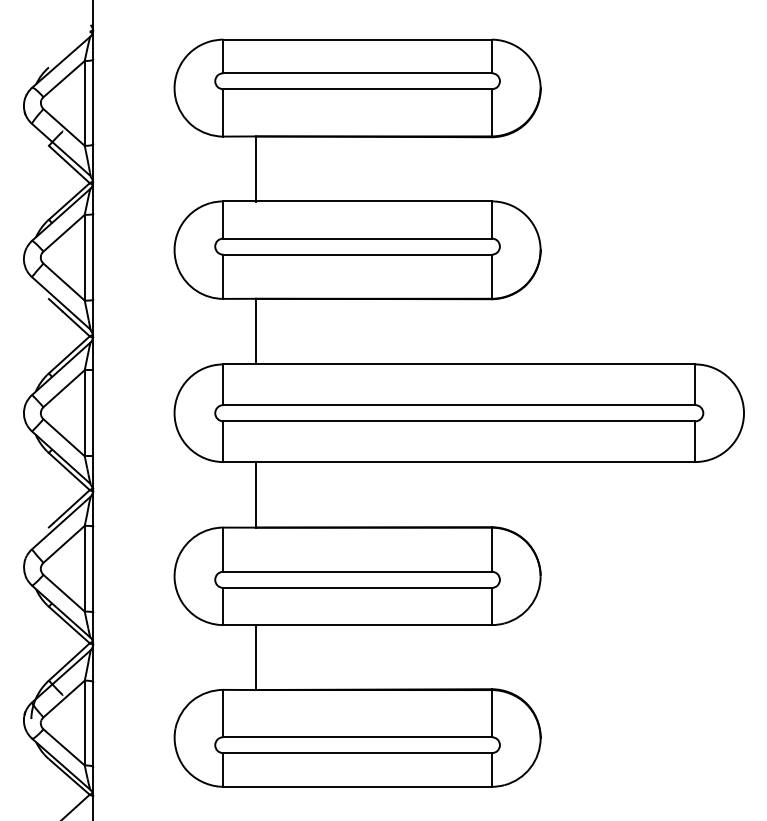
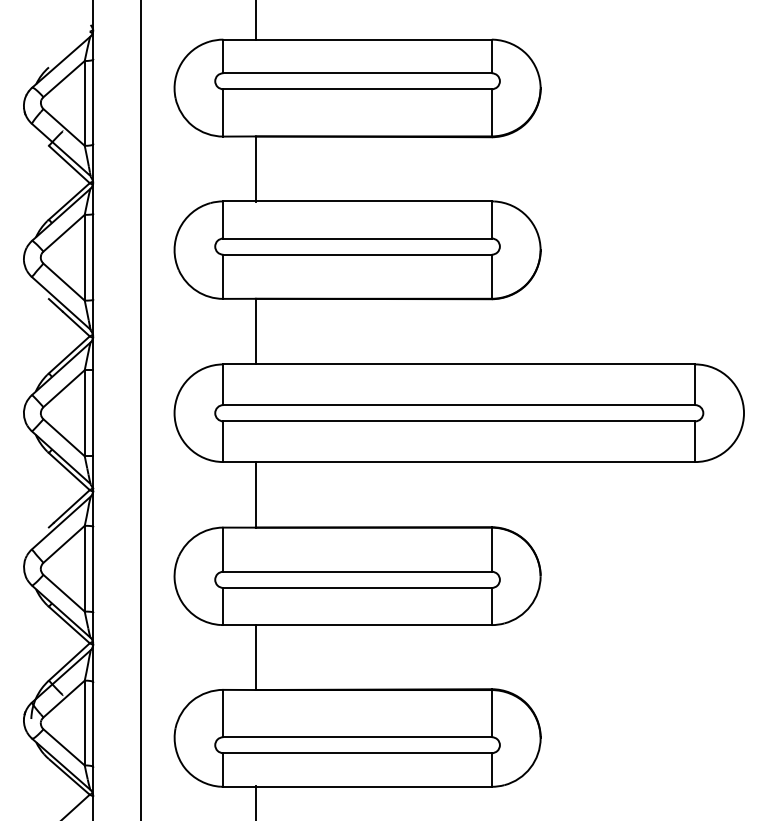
line: none -> present (255, 21)
line: none -> present (141, 409)
line: none -> present (255, 801)
